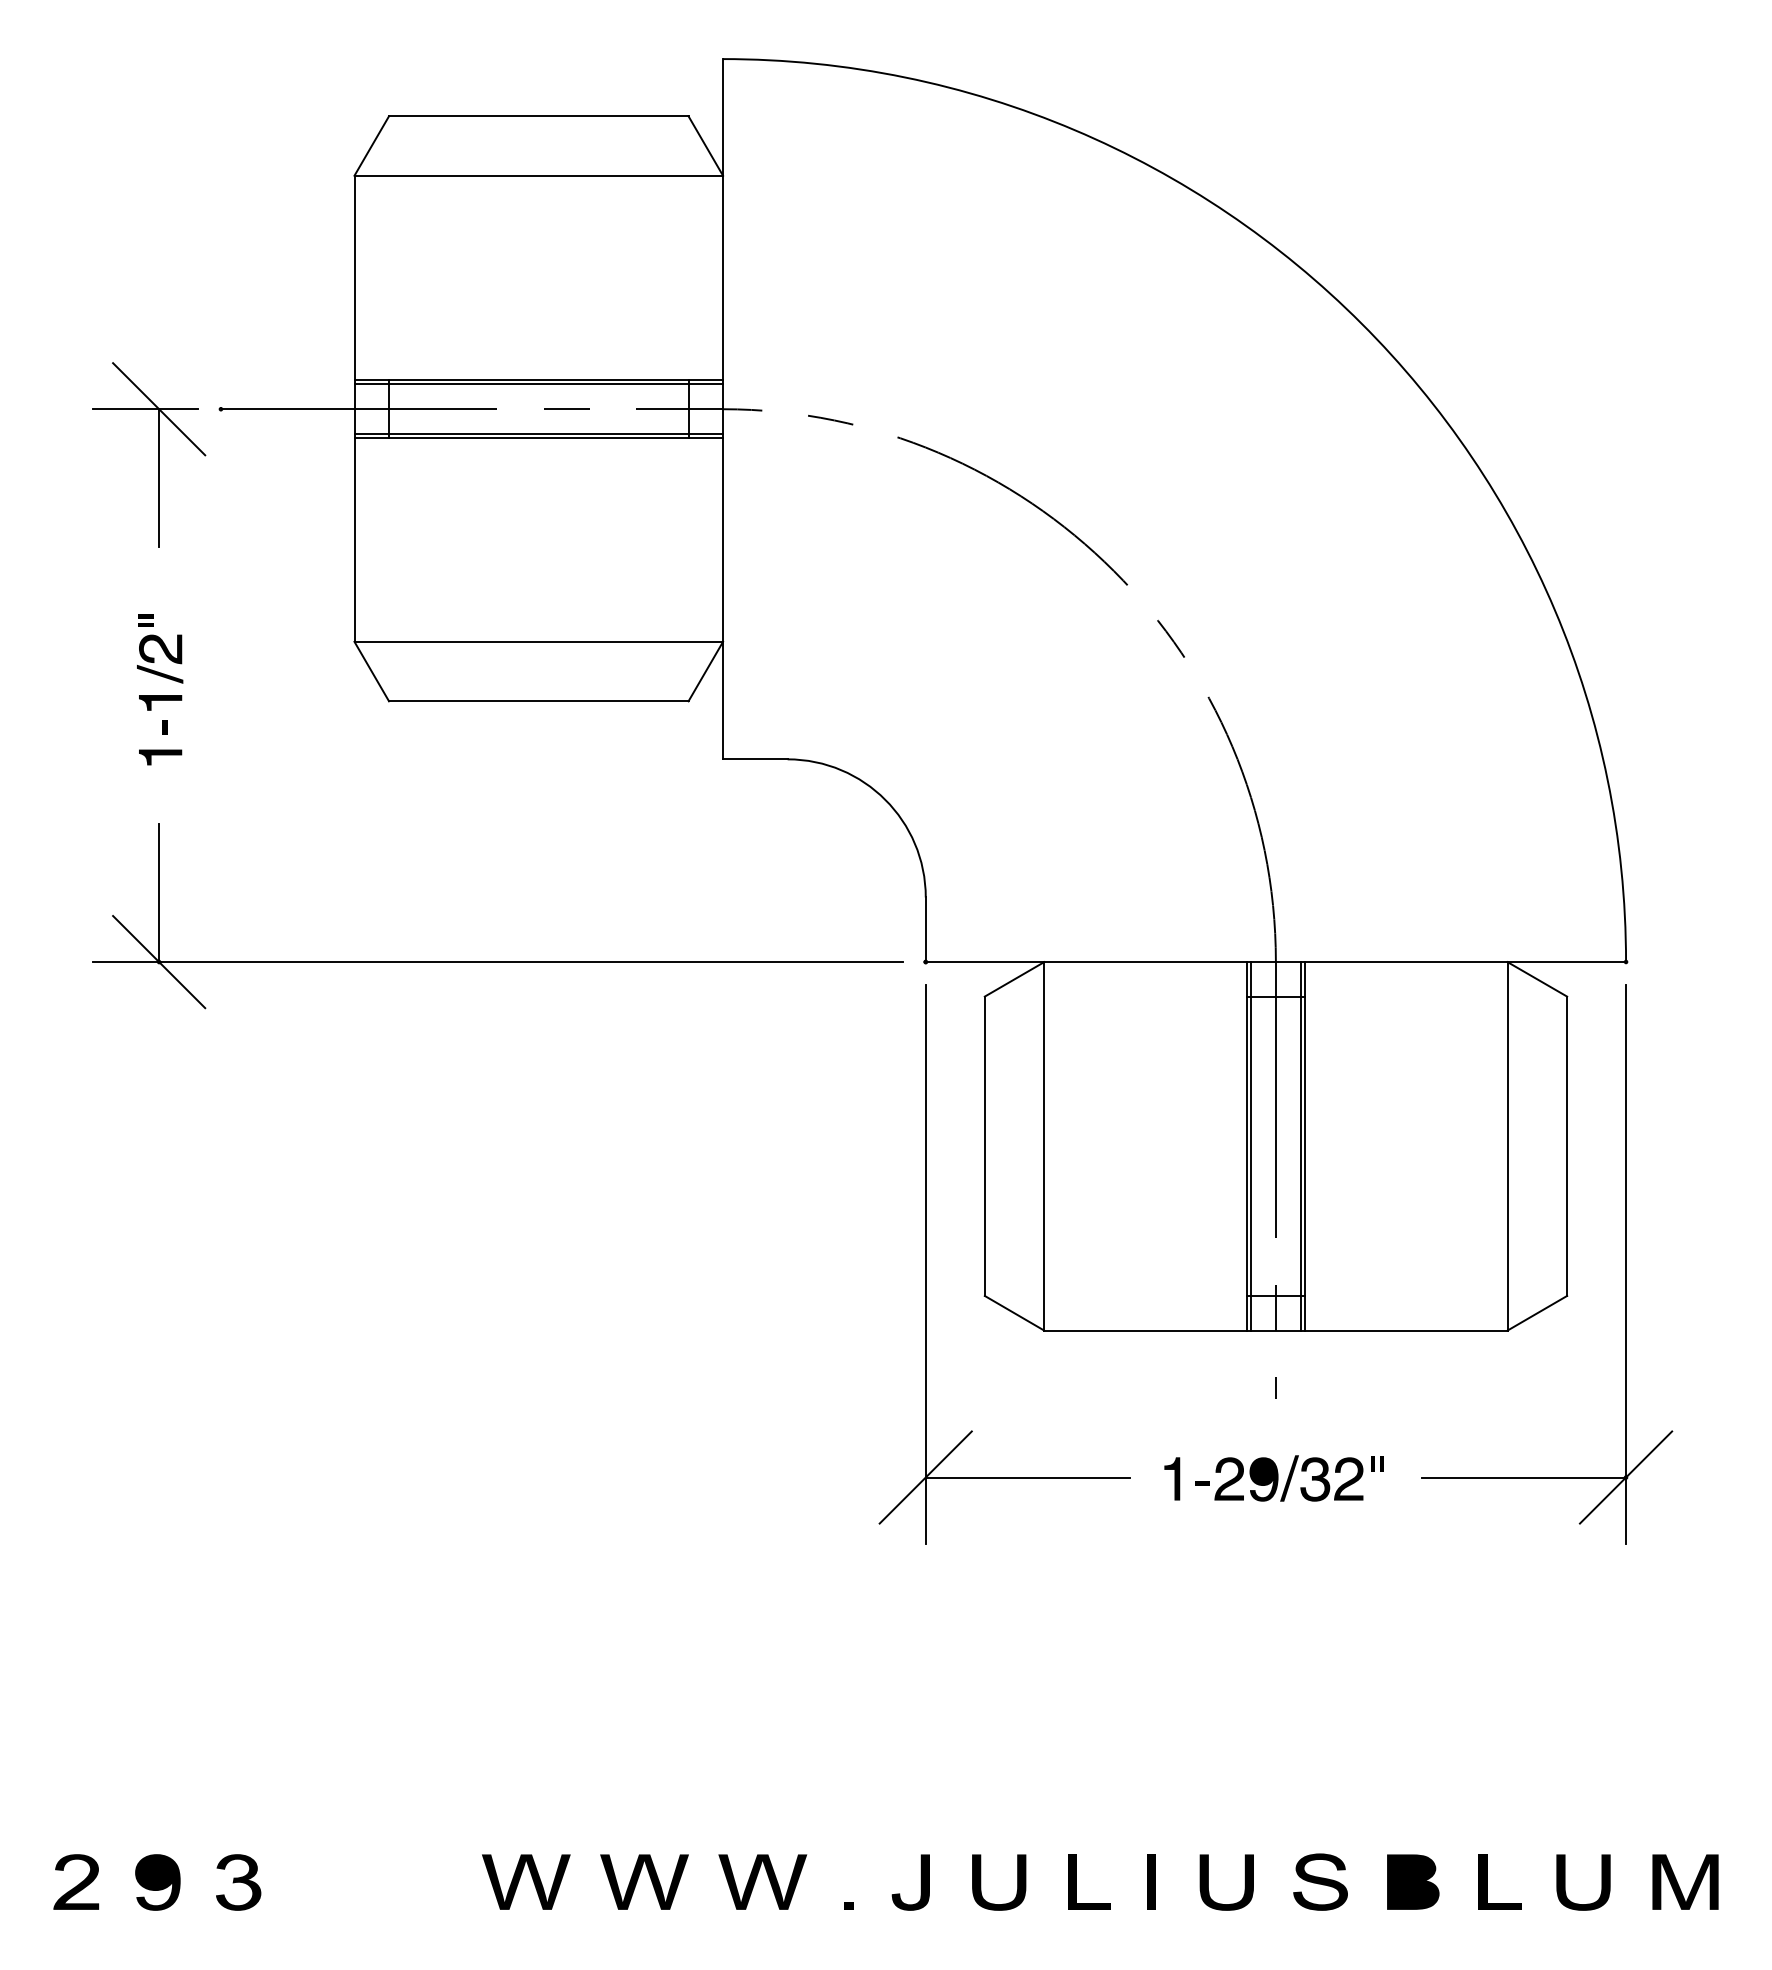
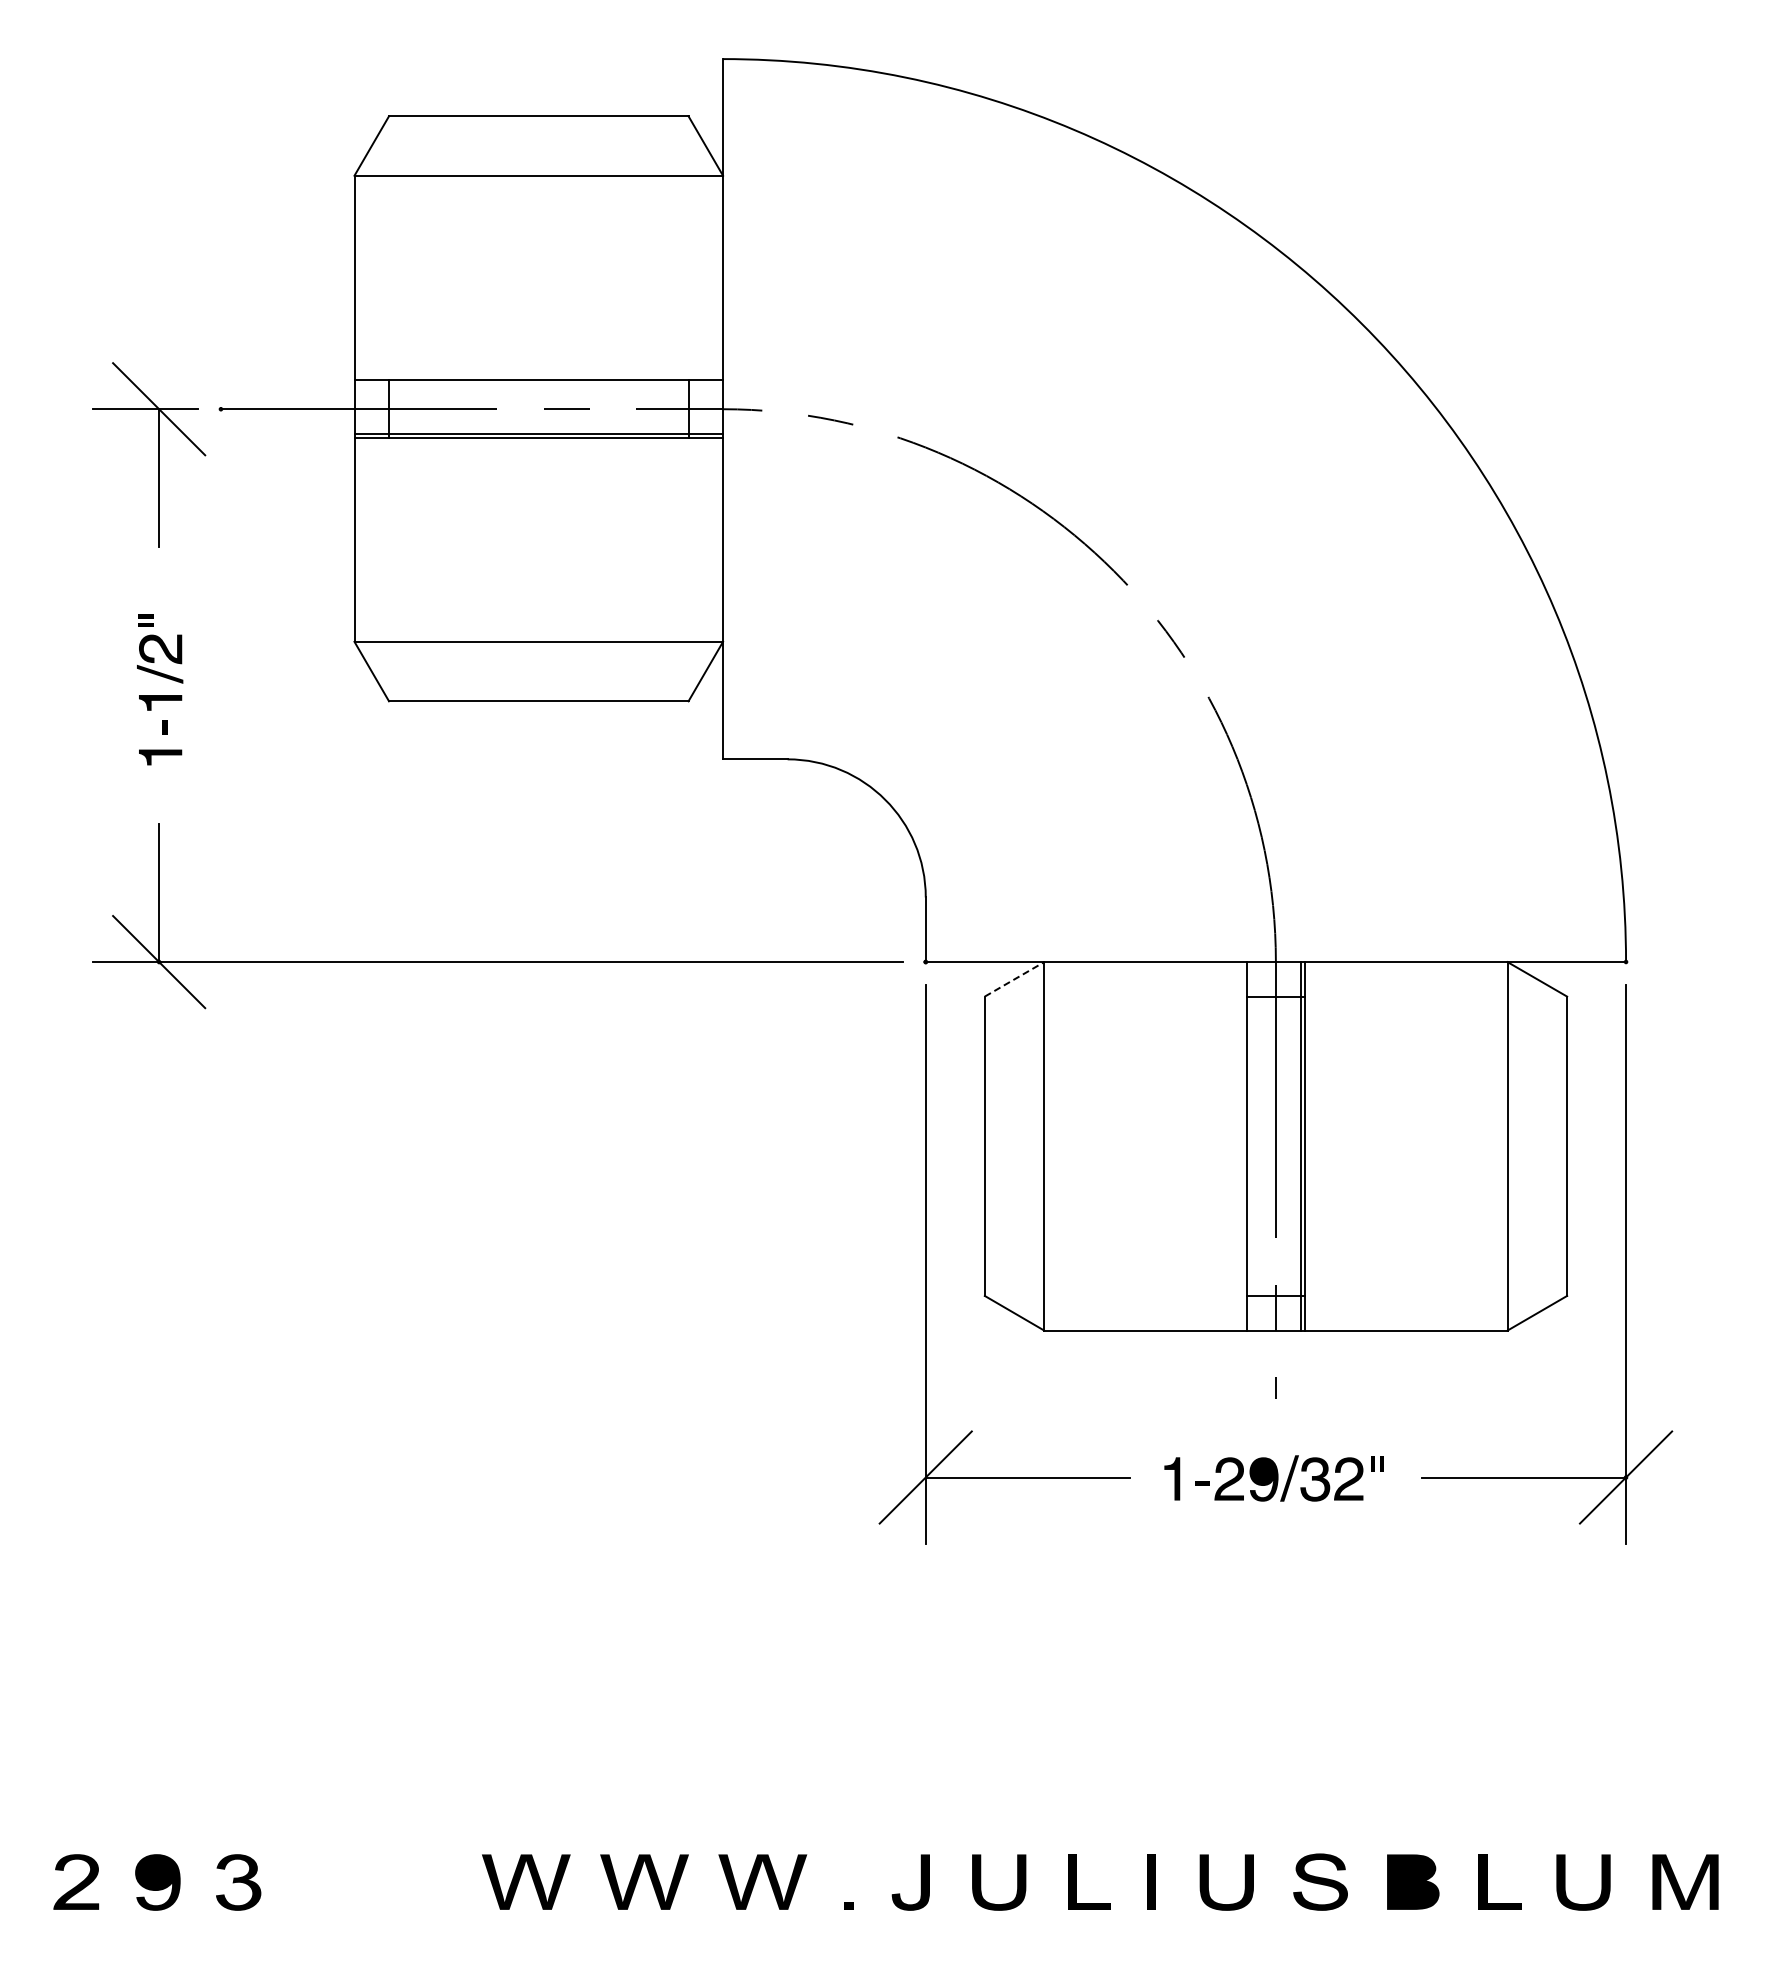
line: present -> none (538, 383)
line: solid -> dashed (1015, 979)
line: present -> none (1250, 1146)
